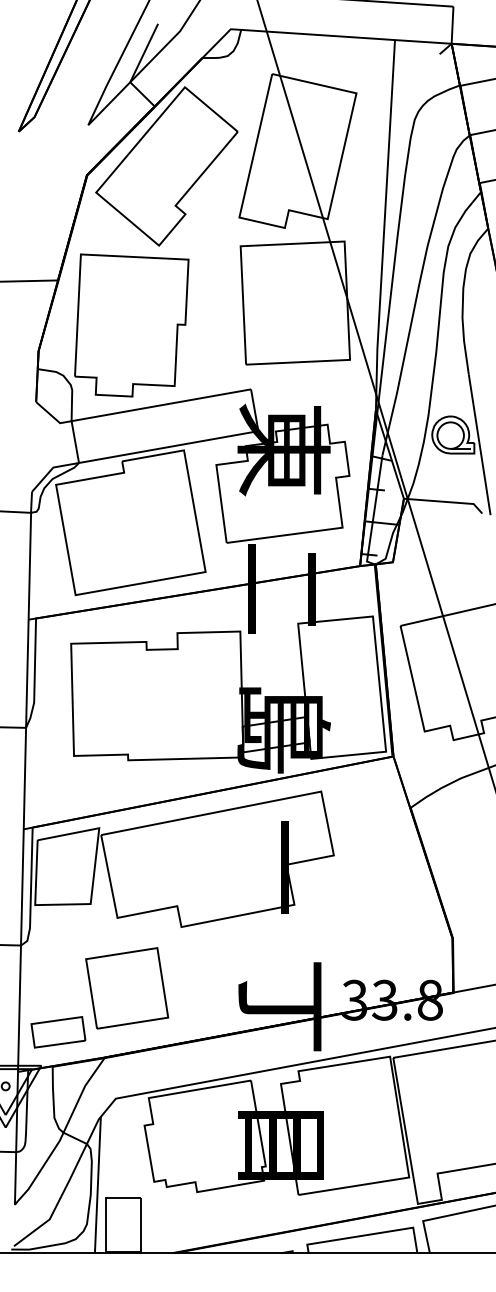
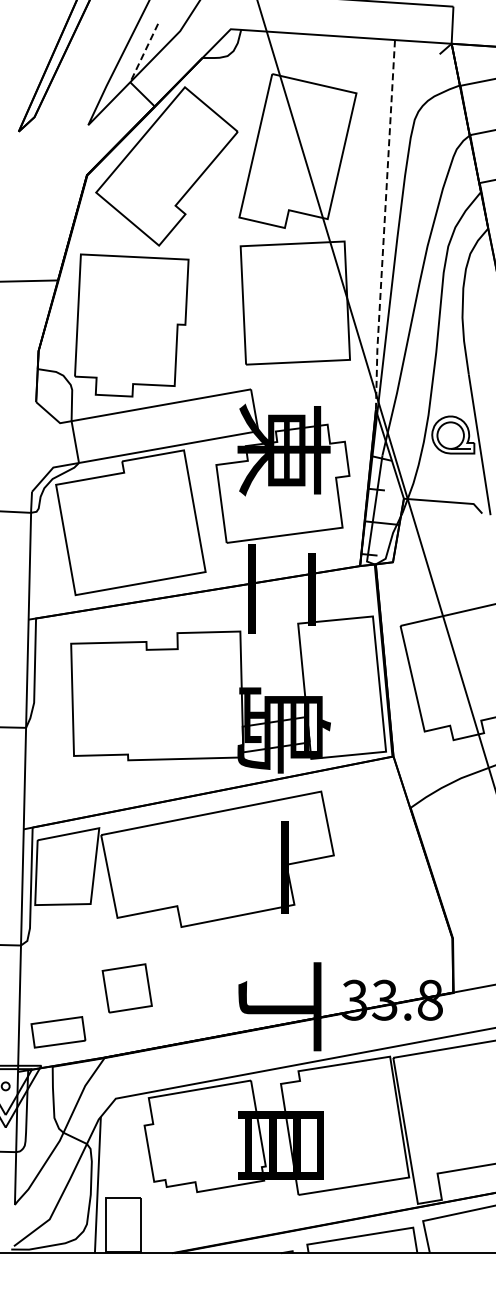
line: solid -> dashed (143, 53)
line: solid -> dashed (384, 225)
part size: 85x83 px -> 52x51 px (126, 988)
